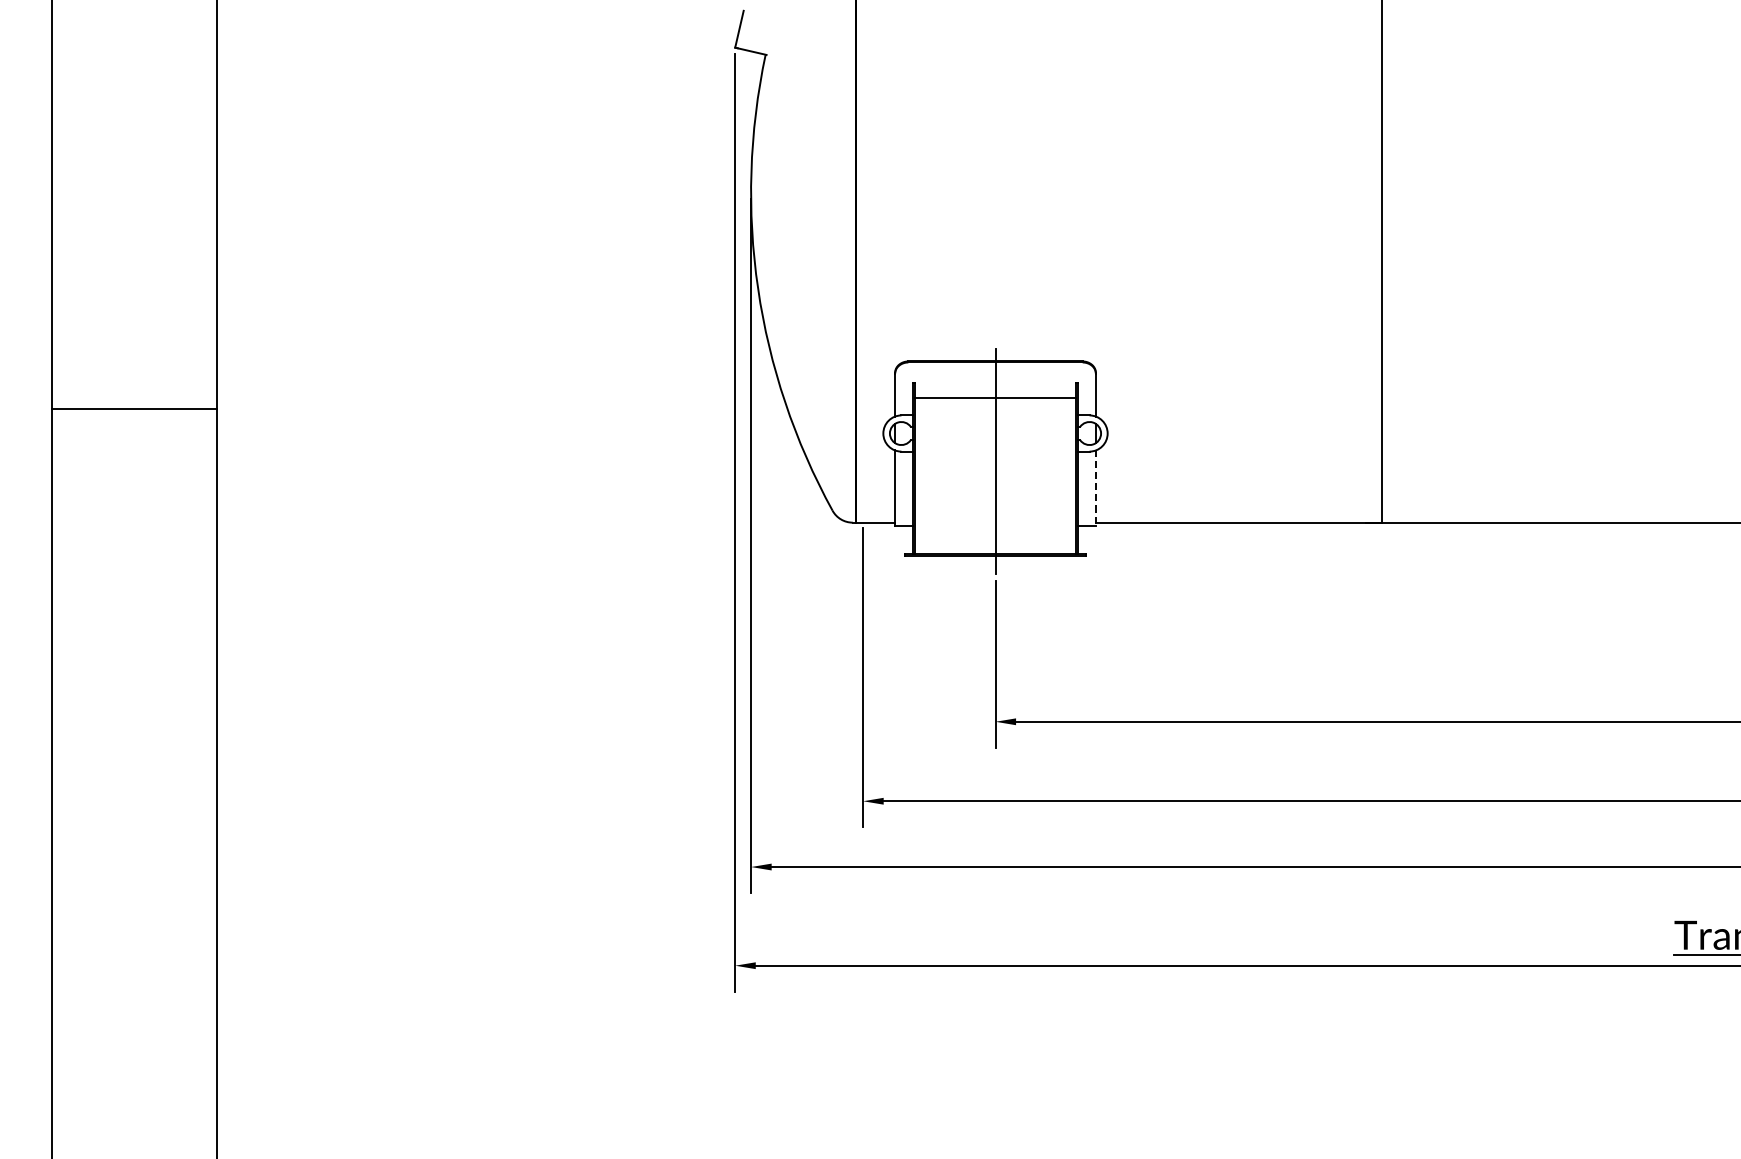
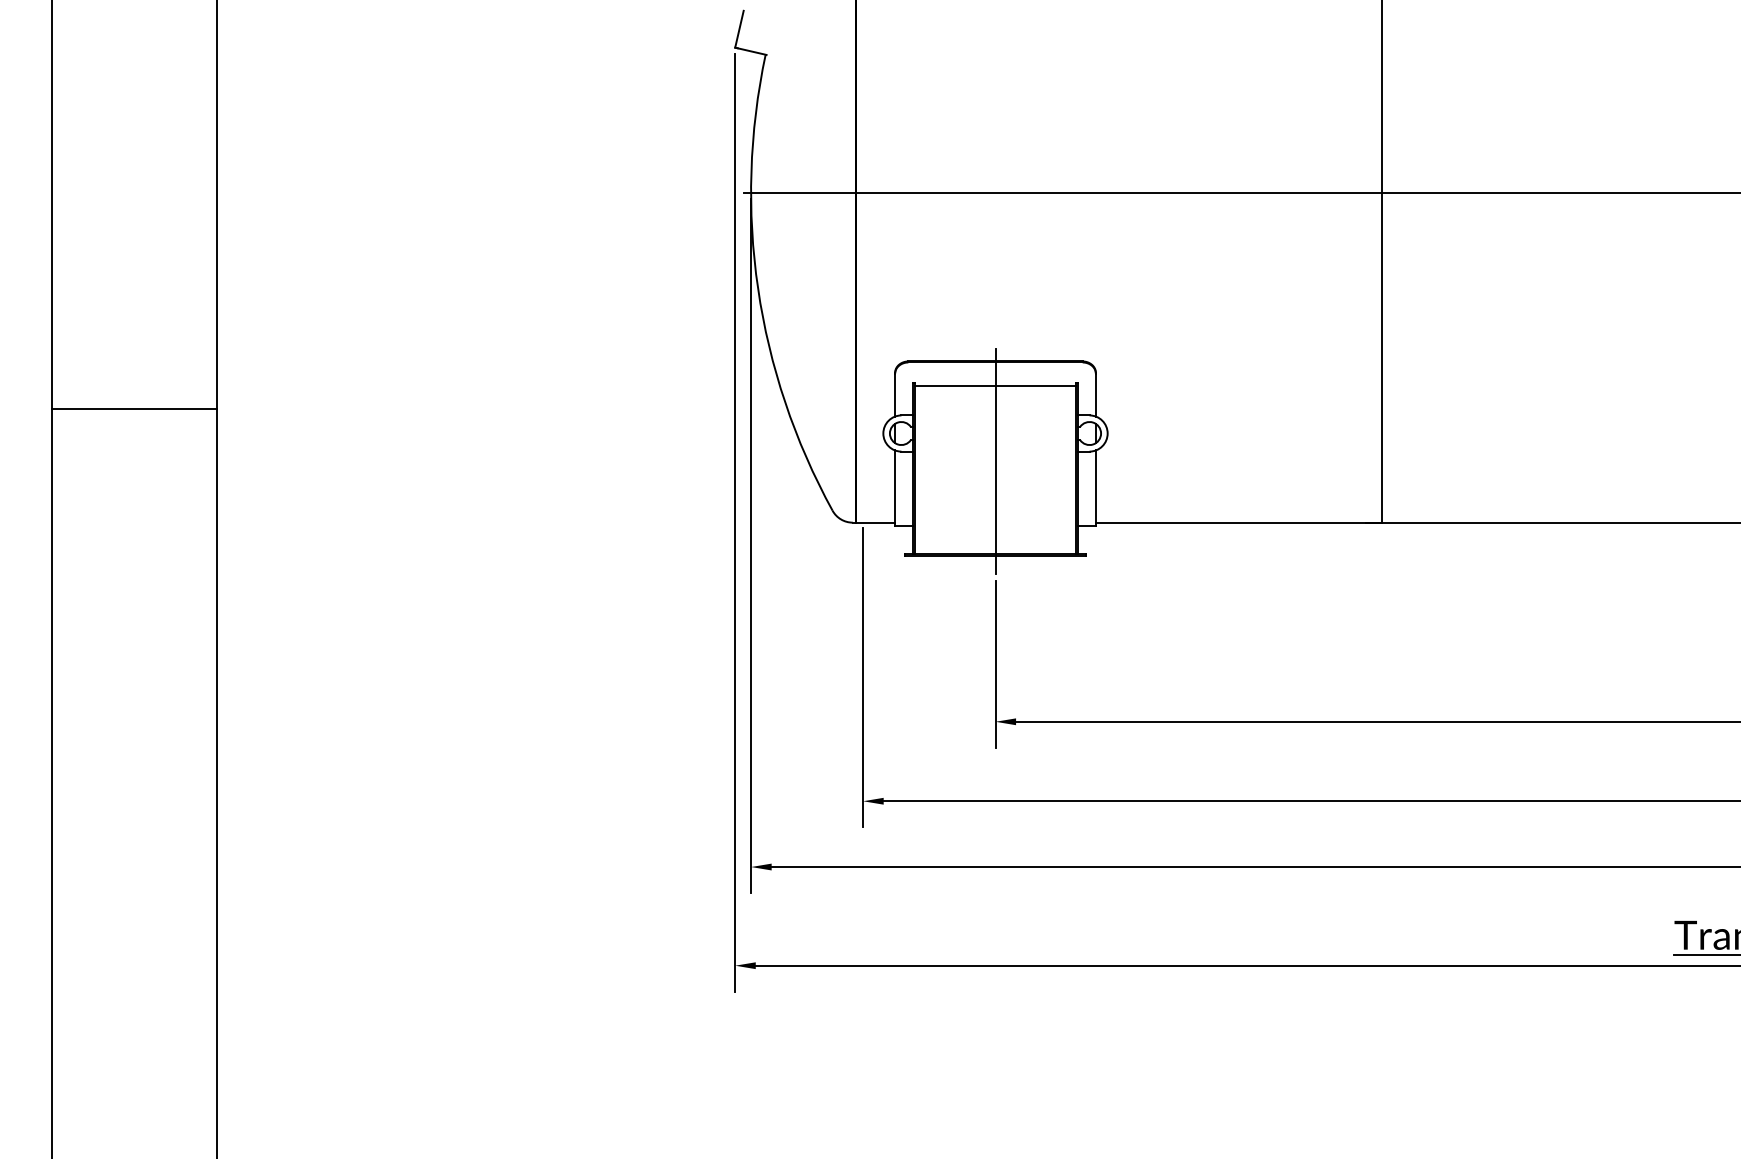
line: none -> present (1240, 193)
line position: (995, 397) -> (995, 385) (995, 385)
line: dashed -> solid (1095, 488)
